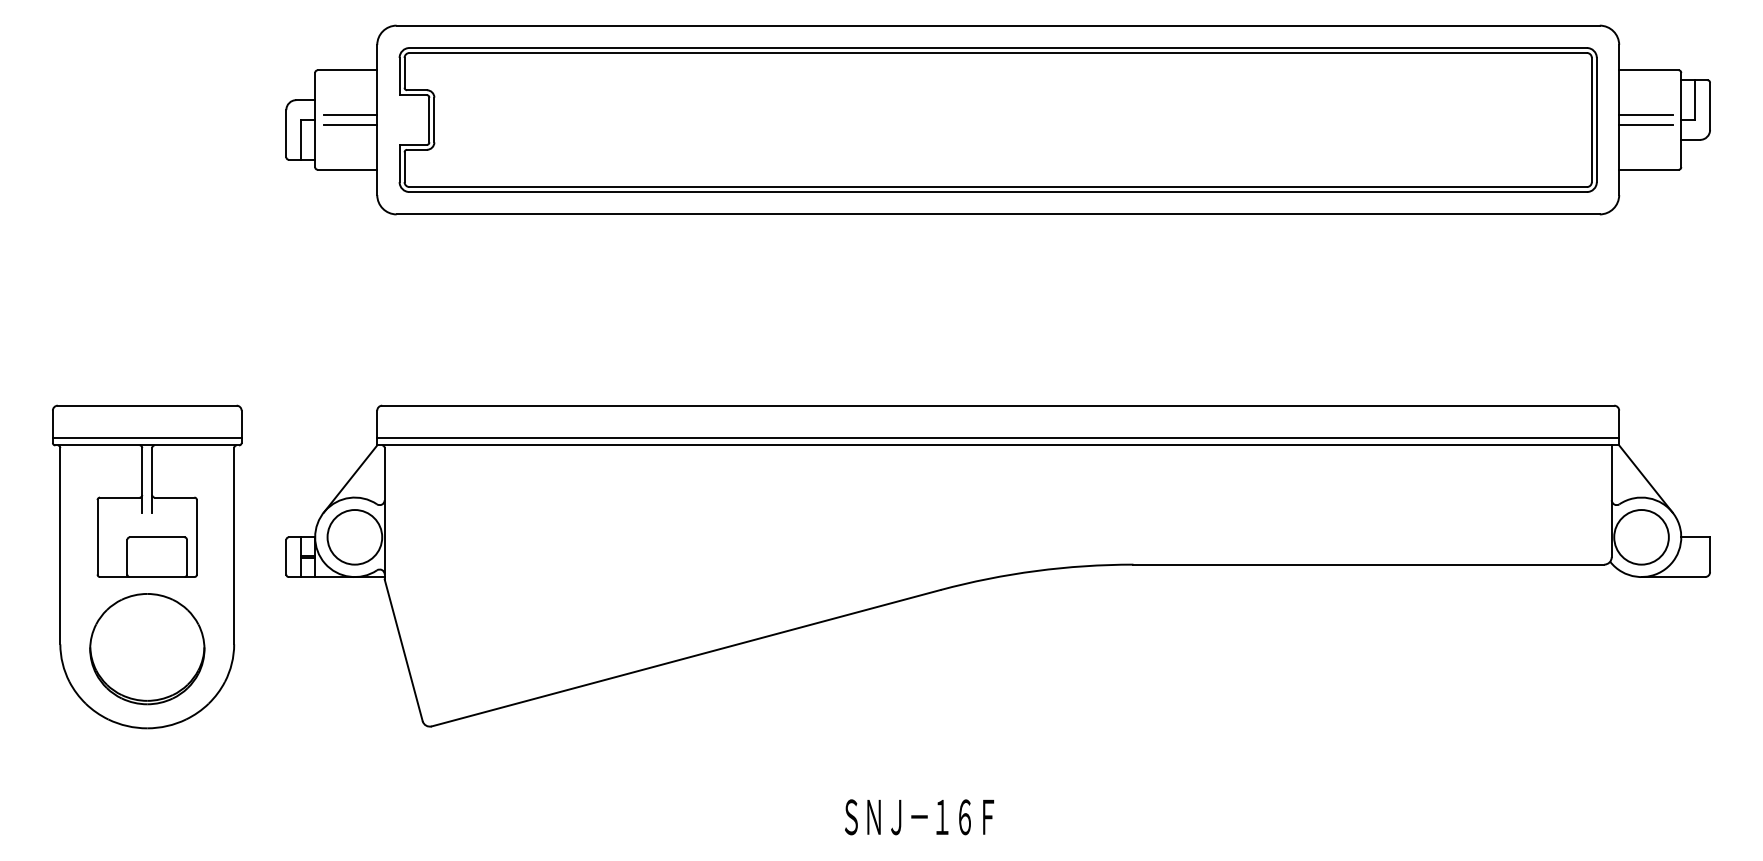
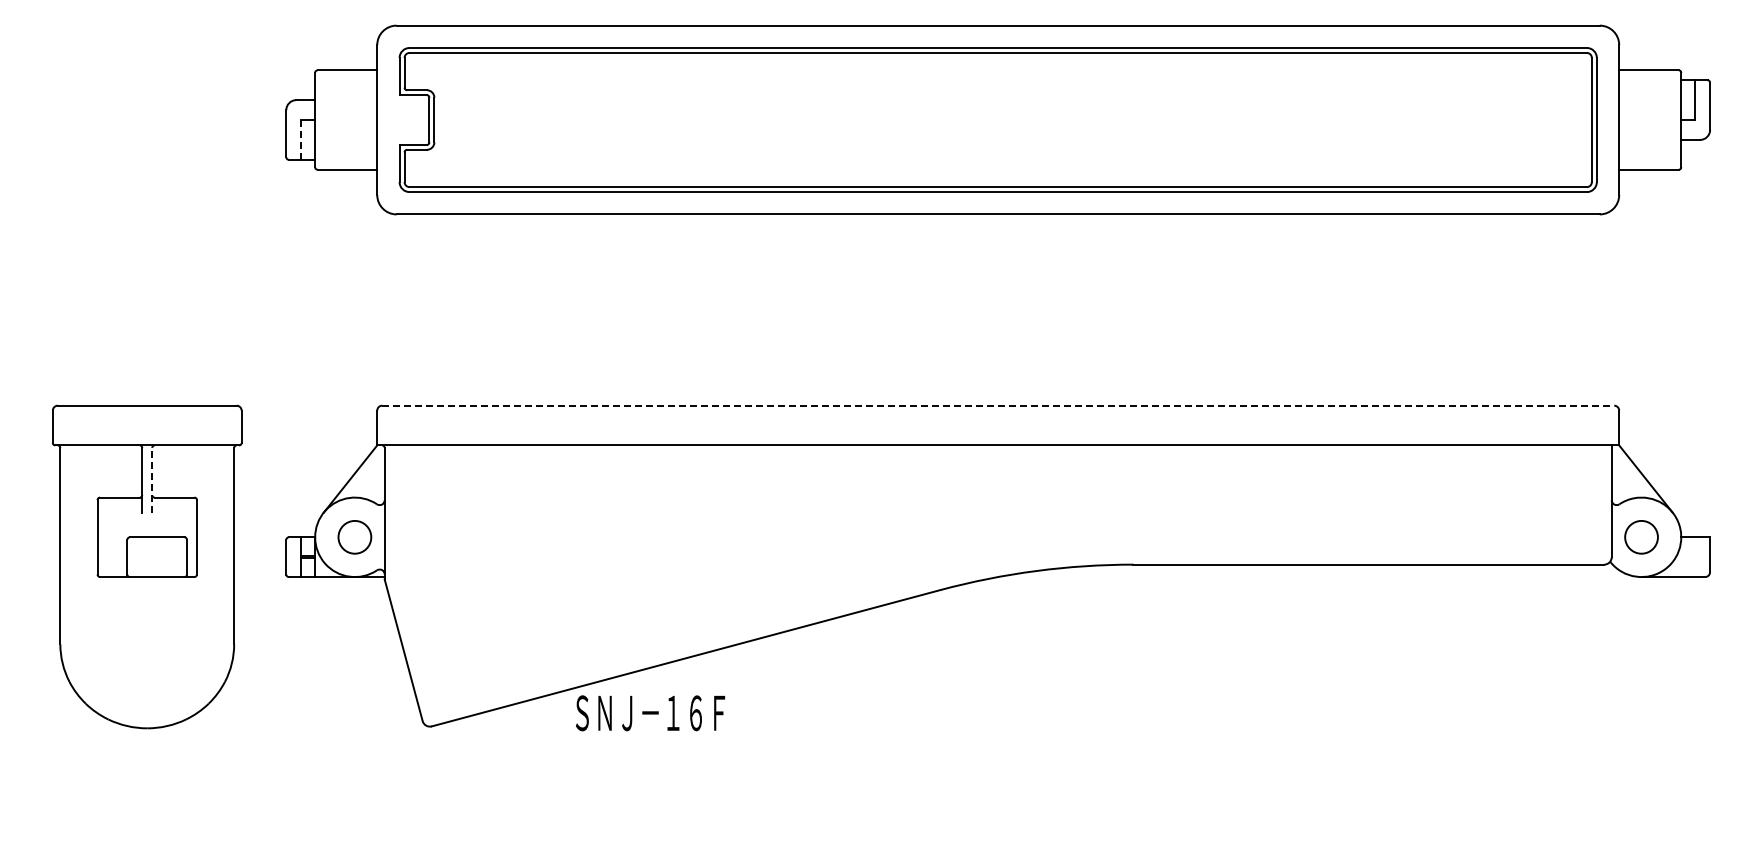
line: present -> none (350, 115)
line: present -> none (1645, 115)
line: present -> none (350, 125)
line: present -> none (1645, 125)
line: solid -> dashed (301, 139)
line: solid -> dashed (998, 405)
line: present -> none (146, 437)
line: present -> none (998, 437)
line: solid -> dashed (152, 479)
circle diameter: 55 px -> 33 px (354, 536)
circle diameter: 55 px -> 33 px (1641, 536)
part: present -> none (147, 649)
text position: (919, 817) -> (650, 713) (650, 713)
